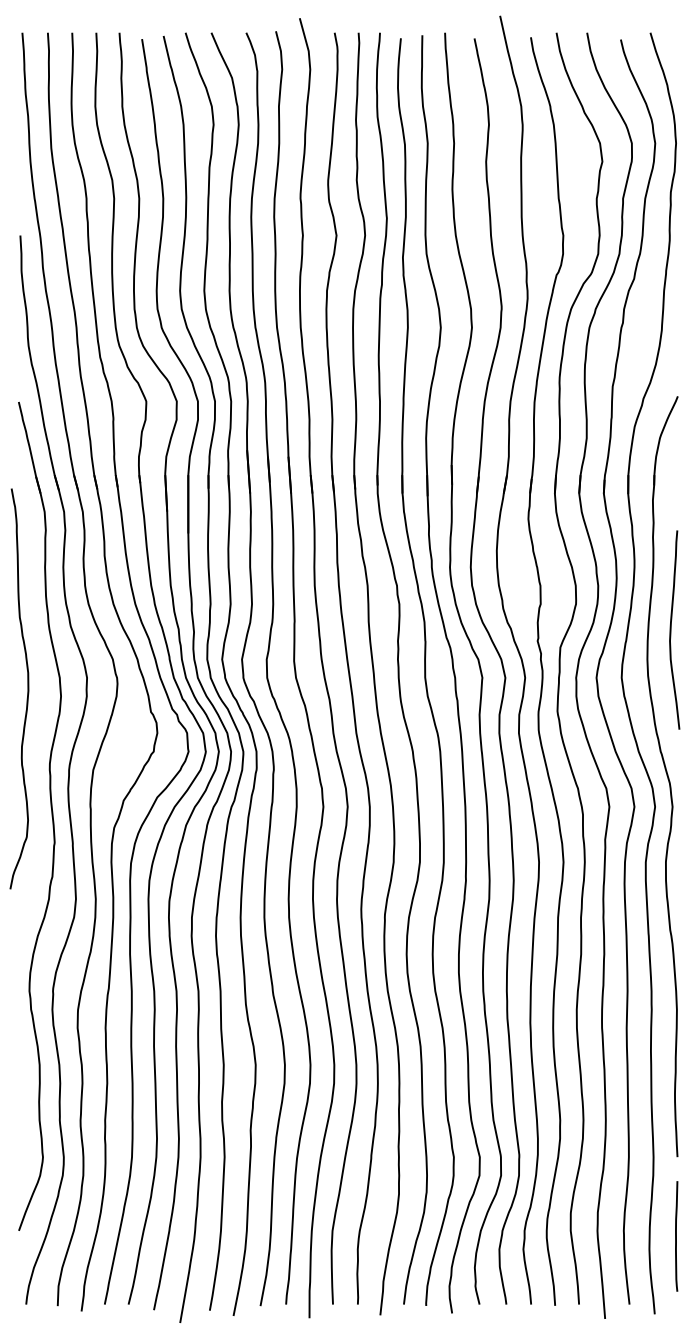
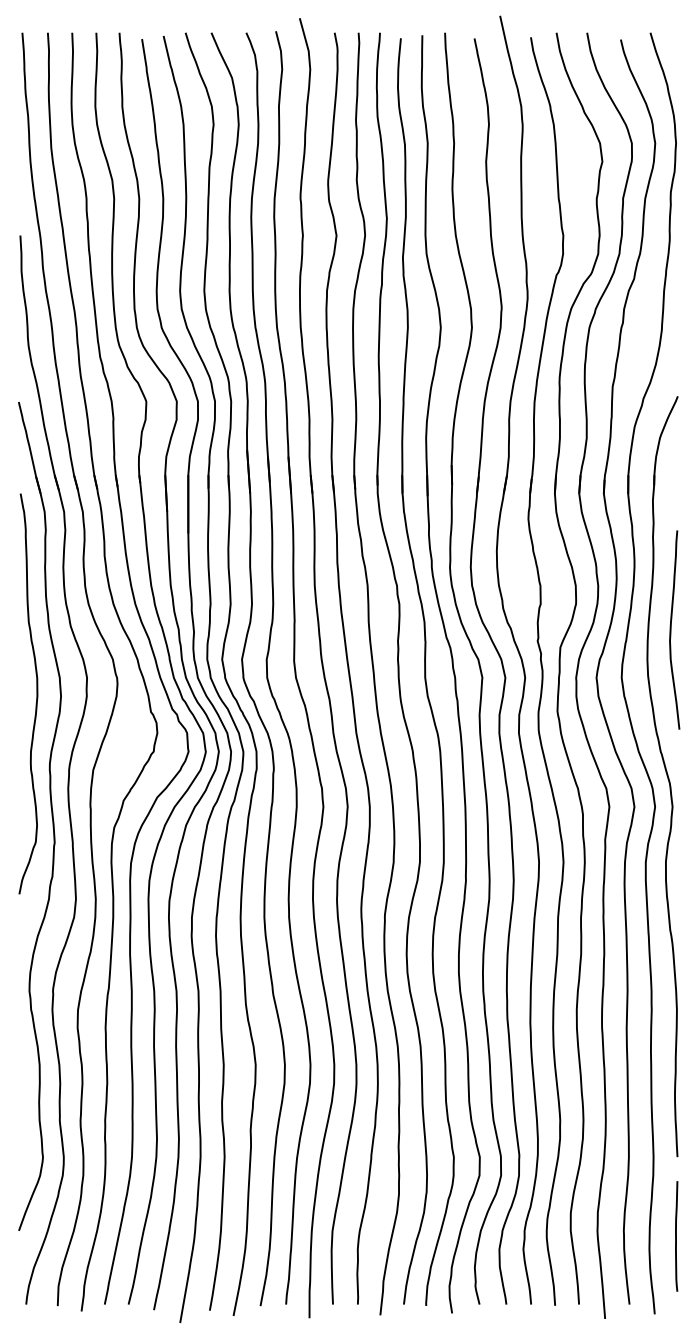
curve position: (27, 688) -> (36, 693) (36, 693)
